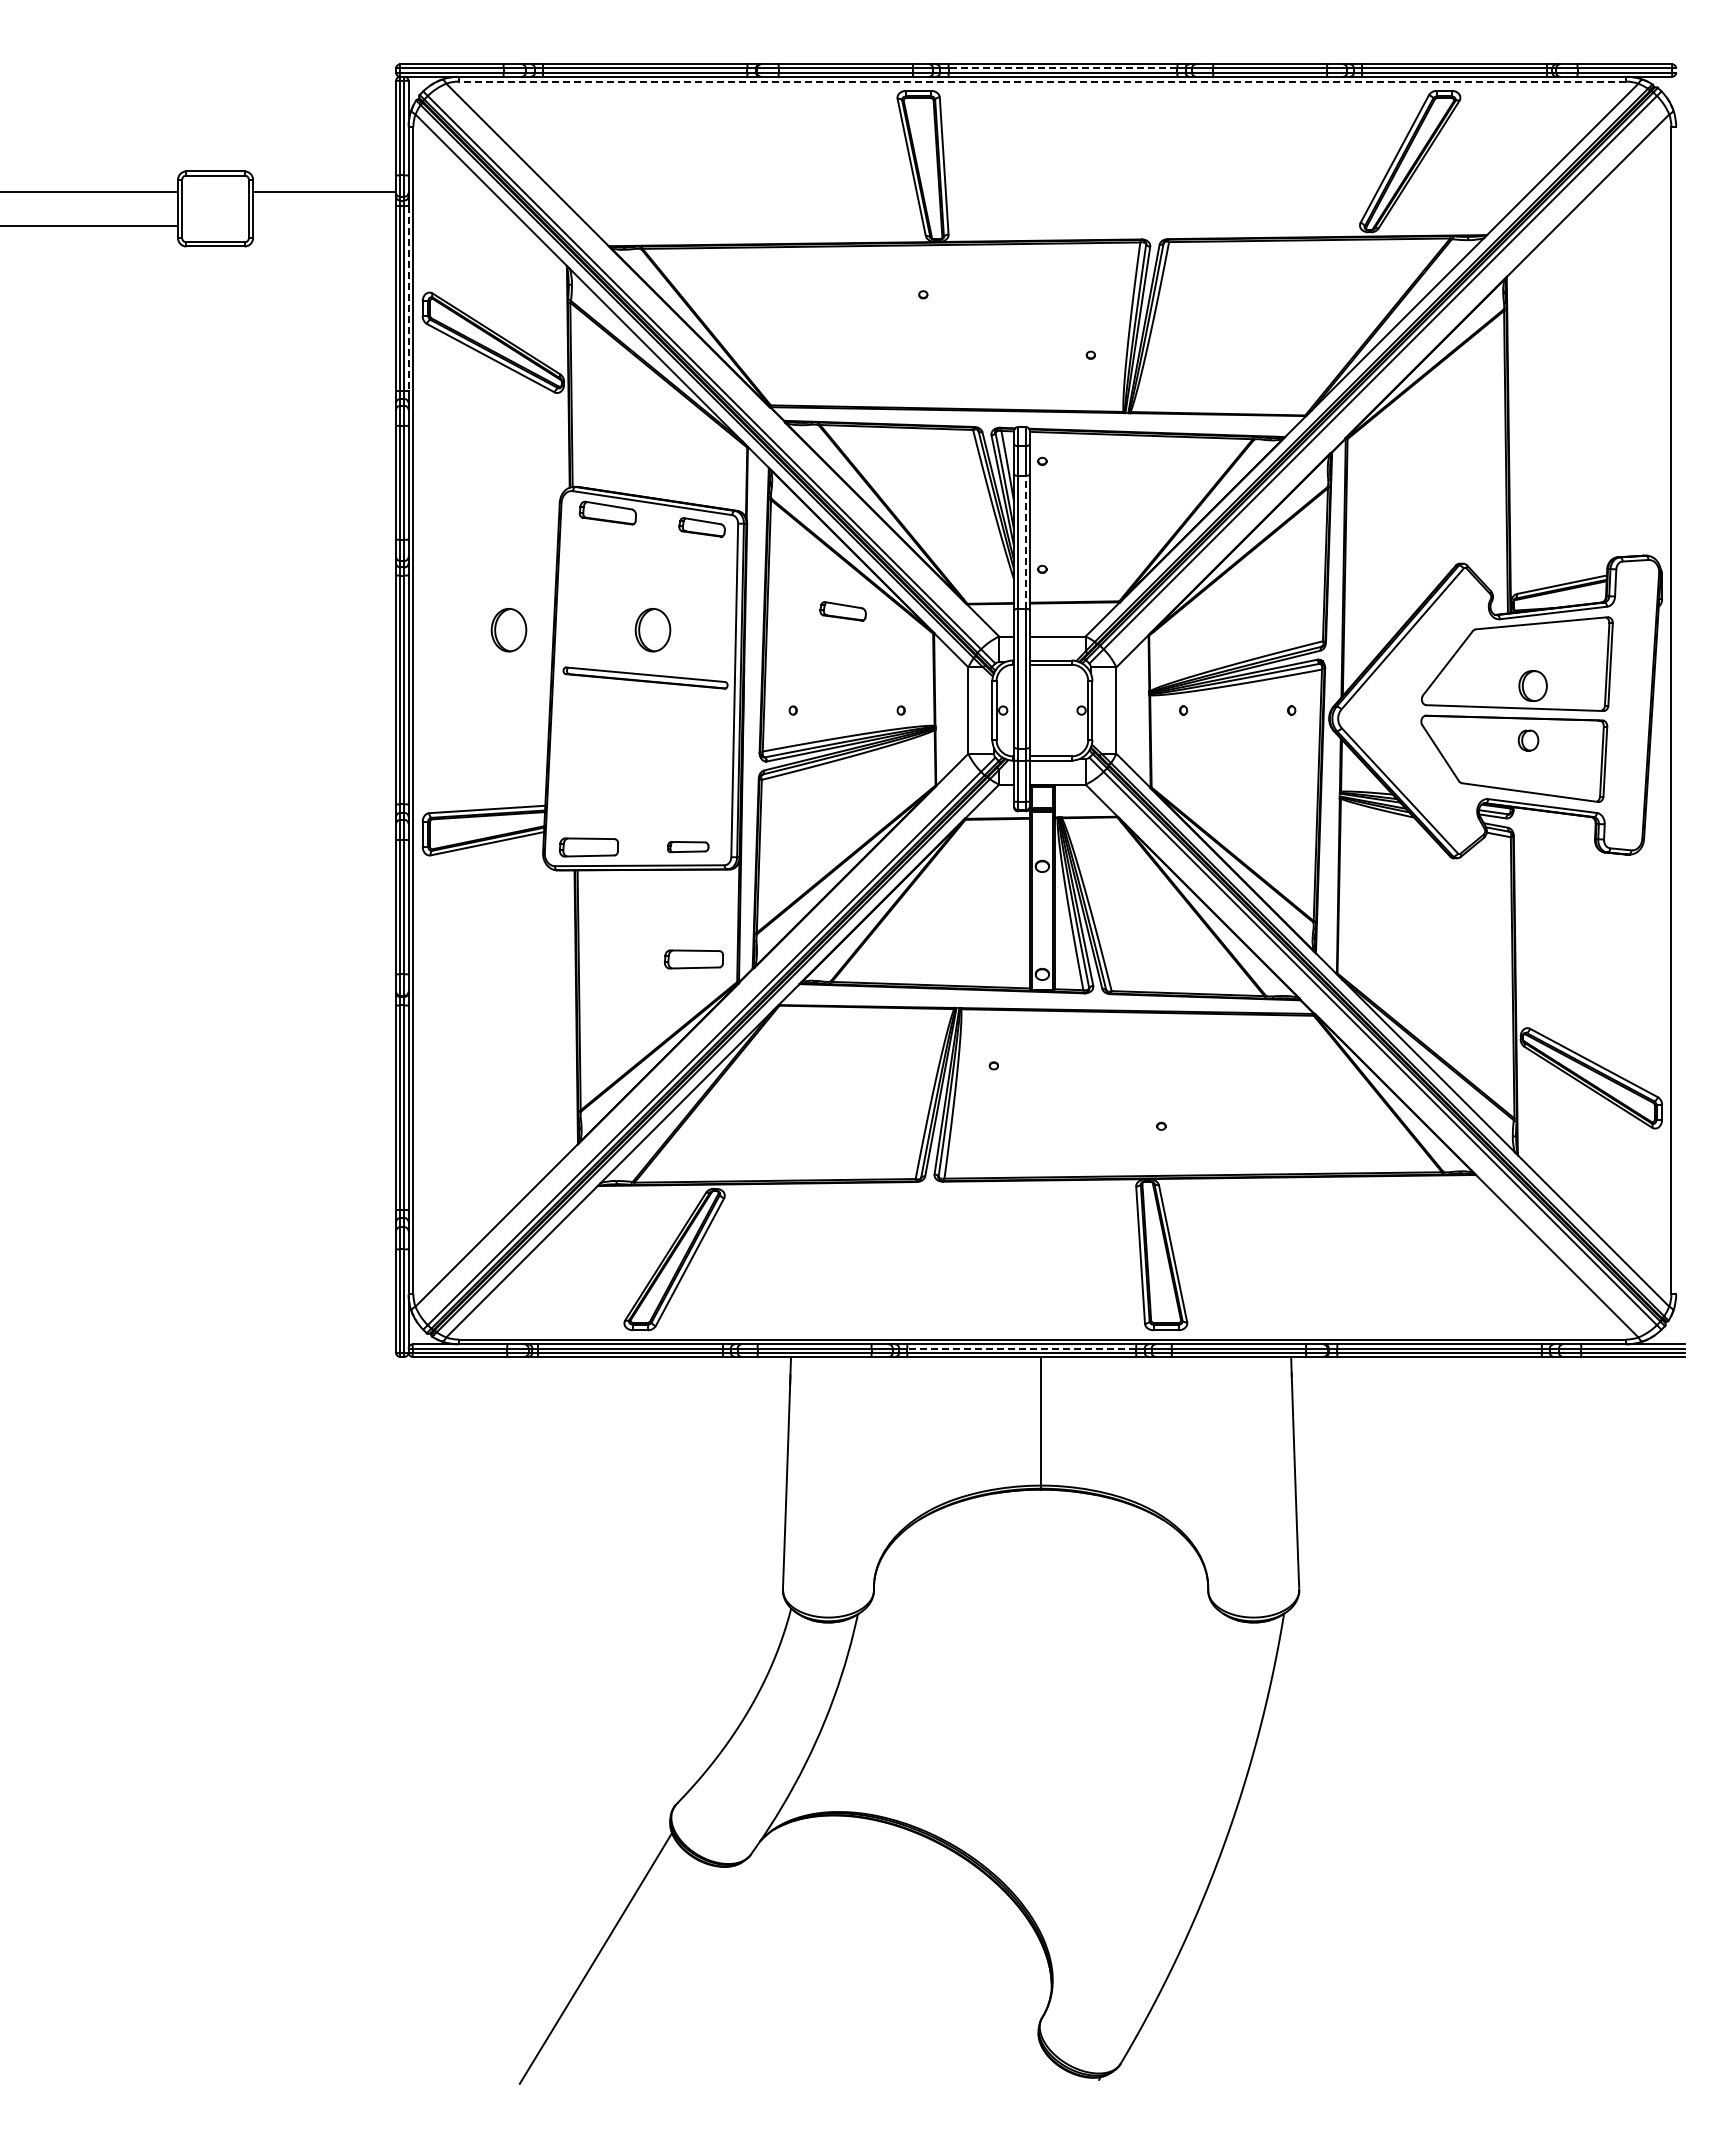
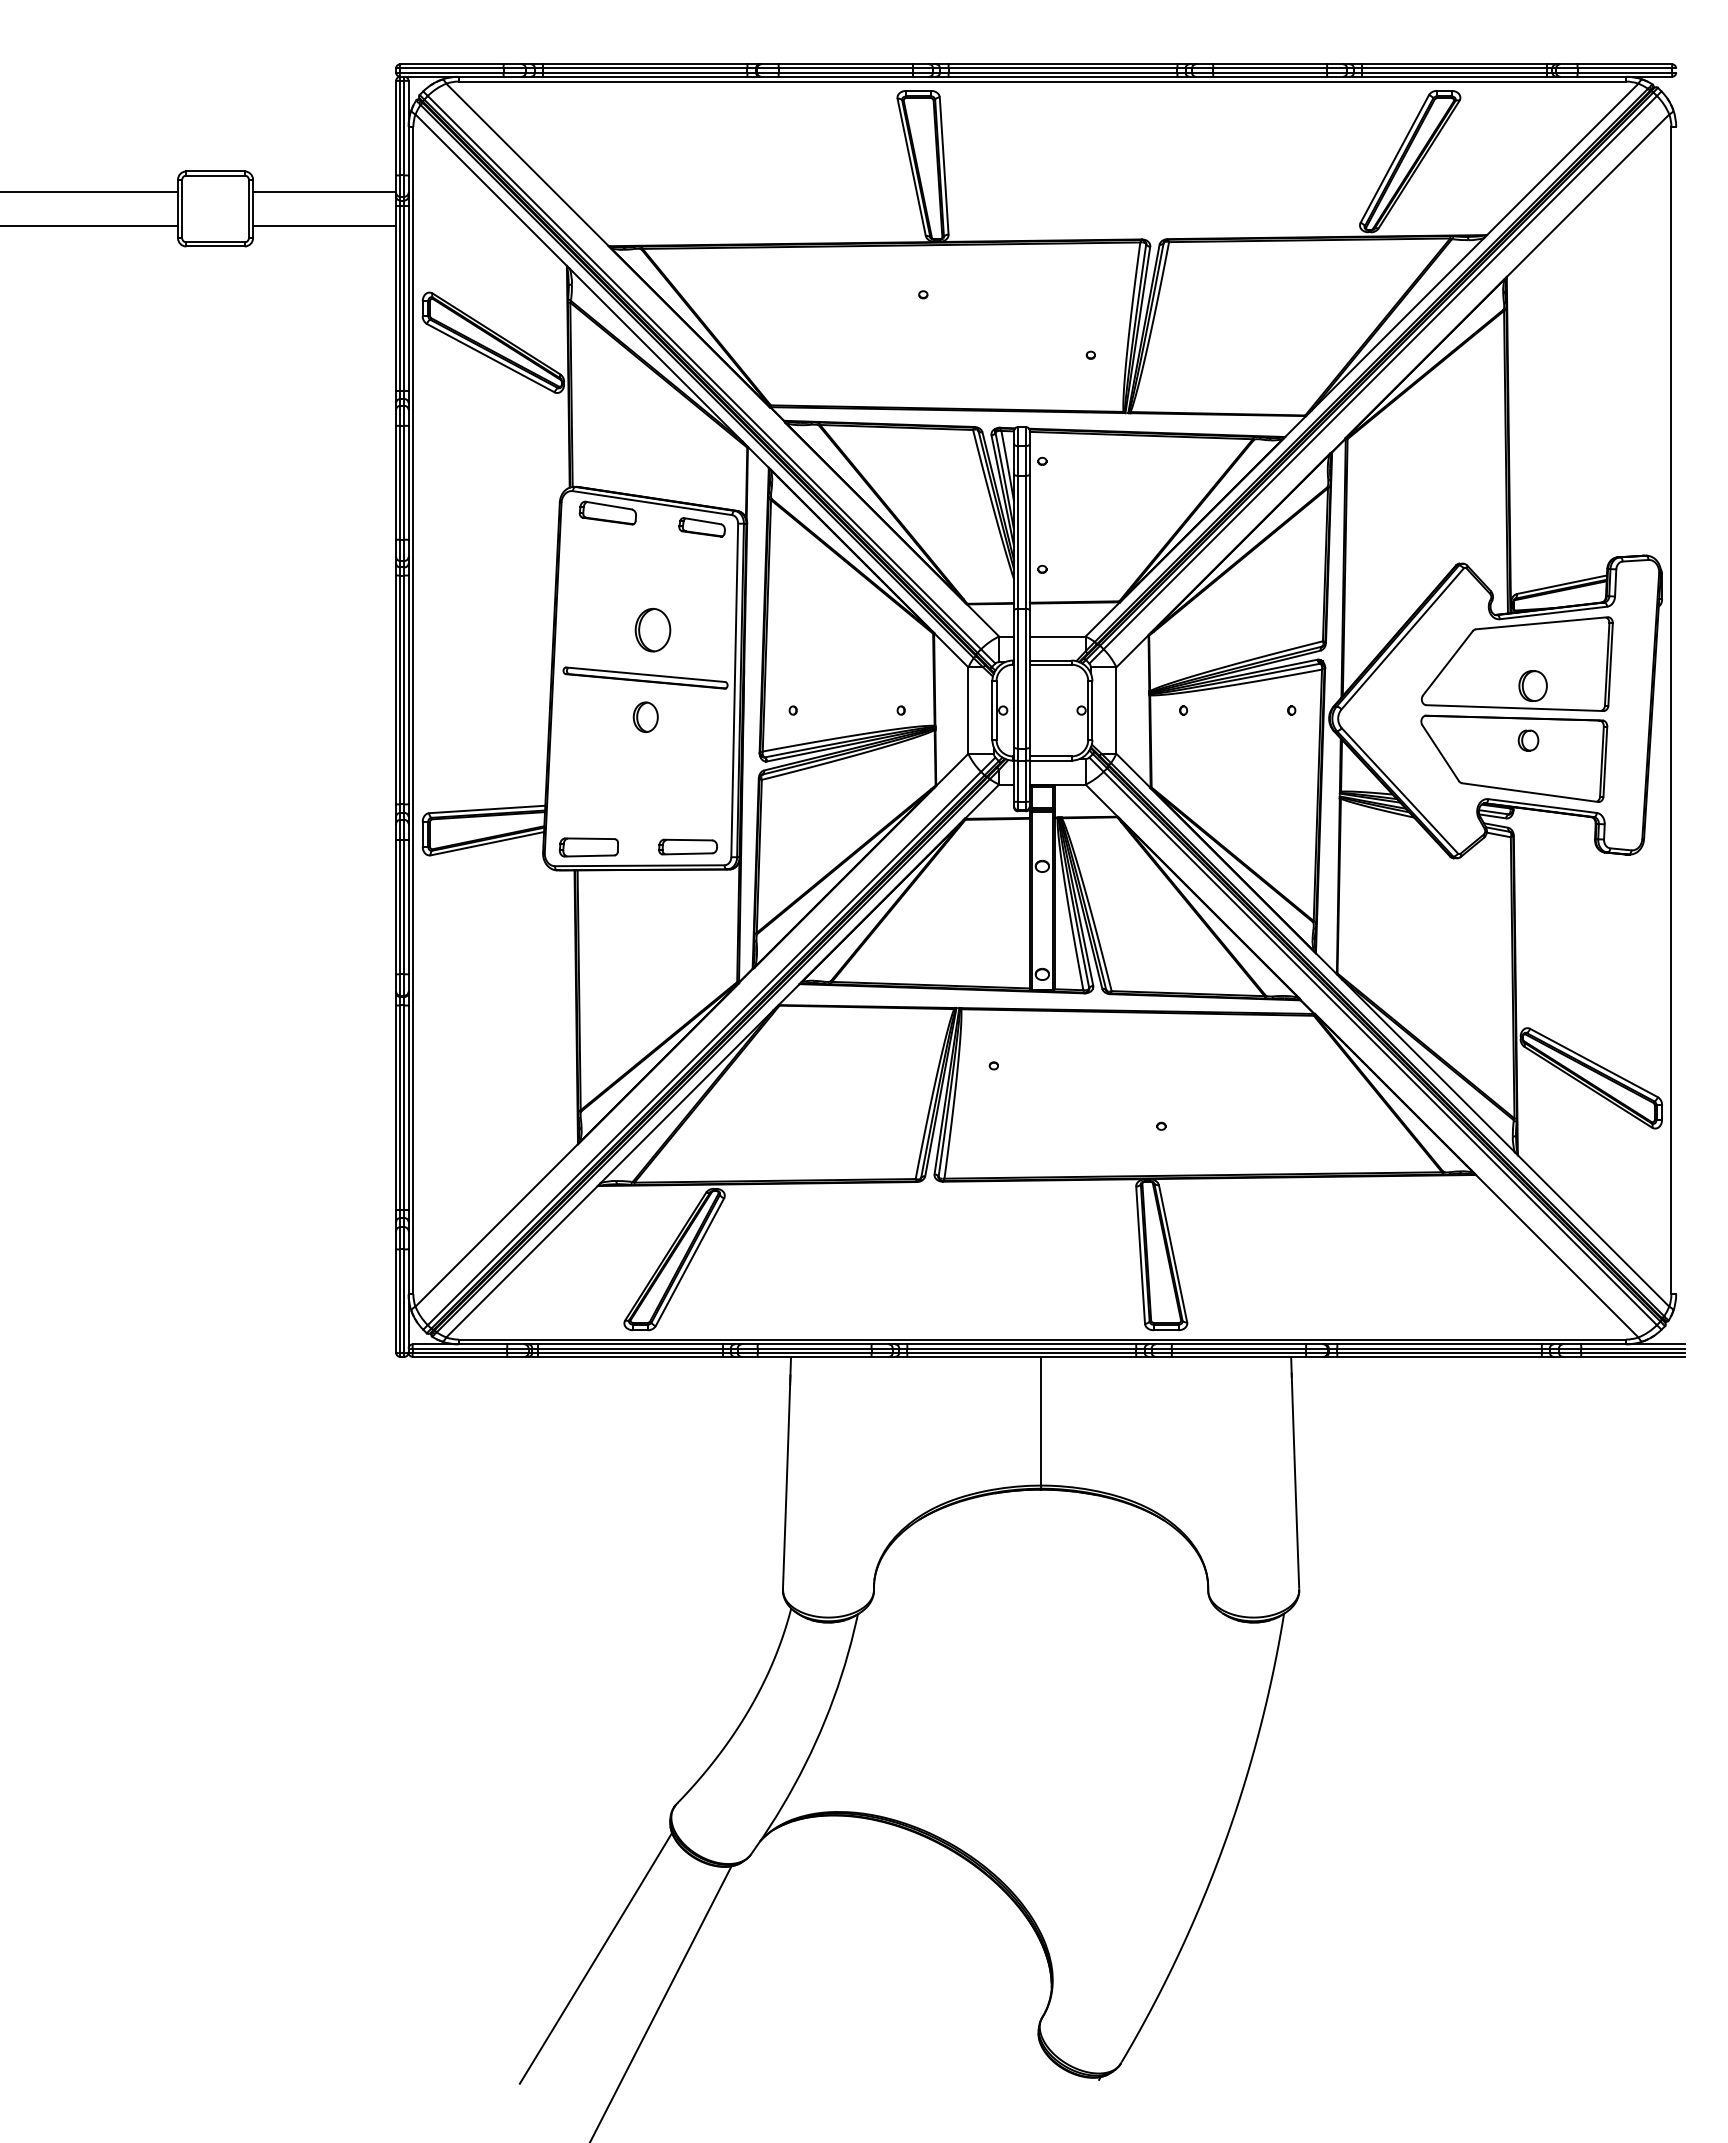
line: dashed -> solid (1062, 68)
line: dashed -> solid (1042, 81)
line: none -> present (324, 225)
line: dashed -> solid (408, 298)
line: dashed -> solid (1025, 541)
part: present -> none (842, 611)
part: present -> none (508, 630)
part: none -> present (645, 716)
part size: 43x13 px -> 61x18 px (688, 846)
part: present -> none (693, 959)
line: dashed -> solid (1021, 1348)
line: none -> present (661, 2002)
